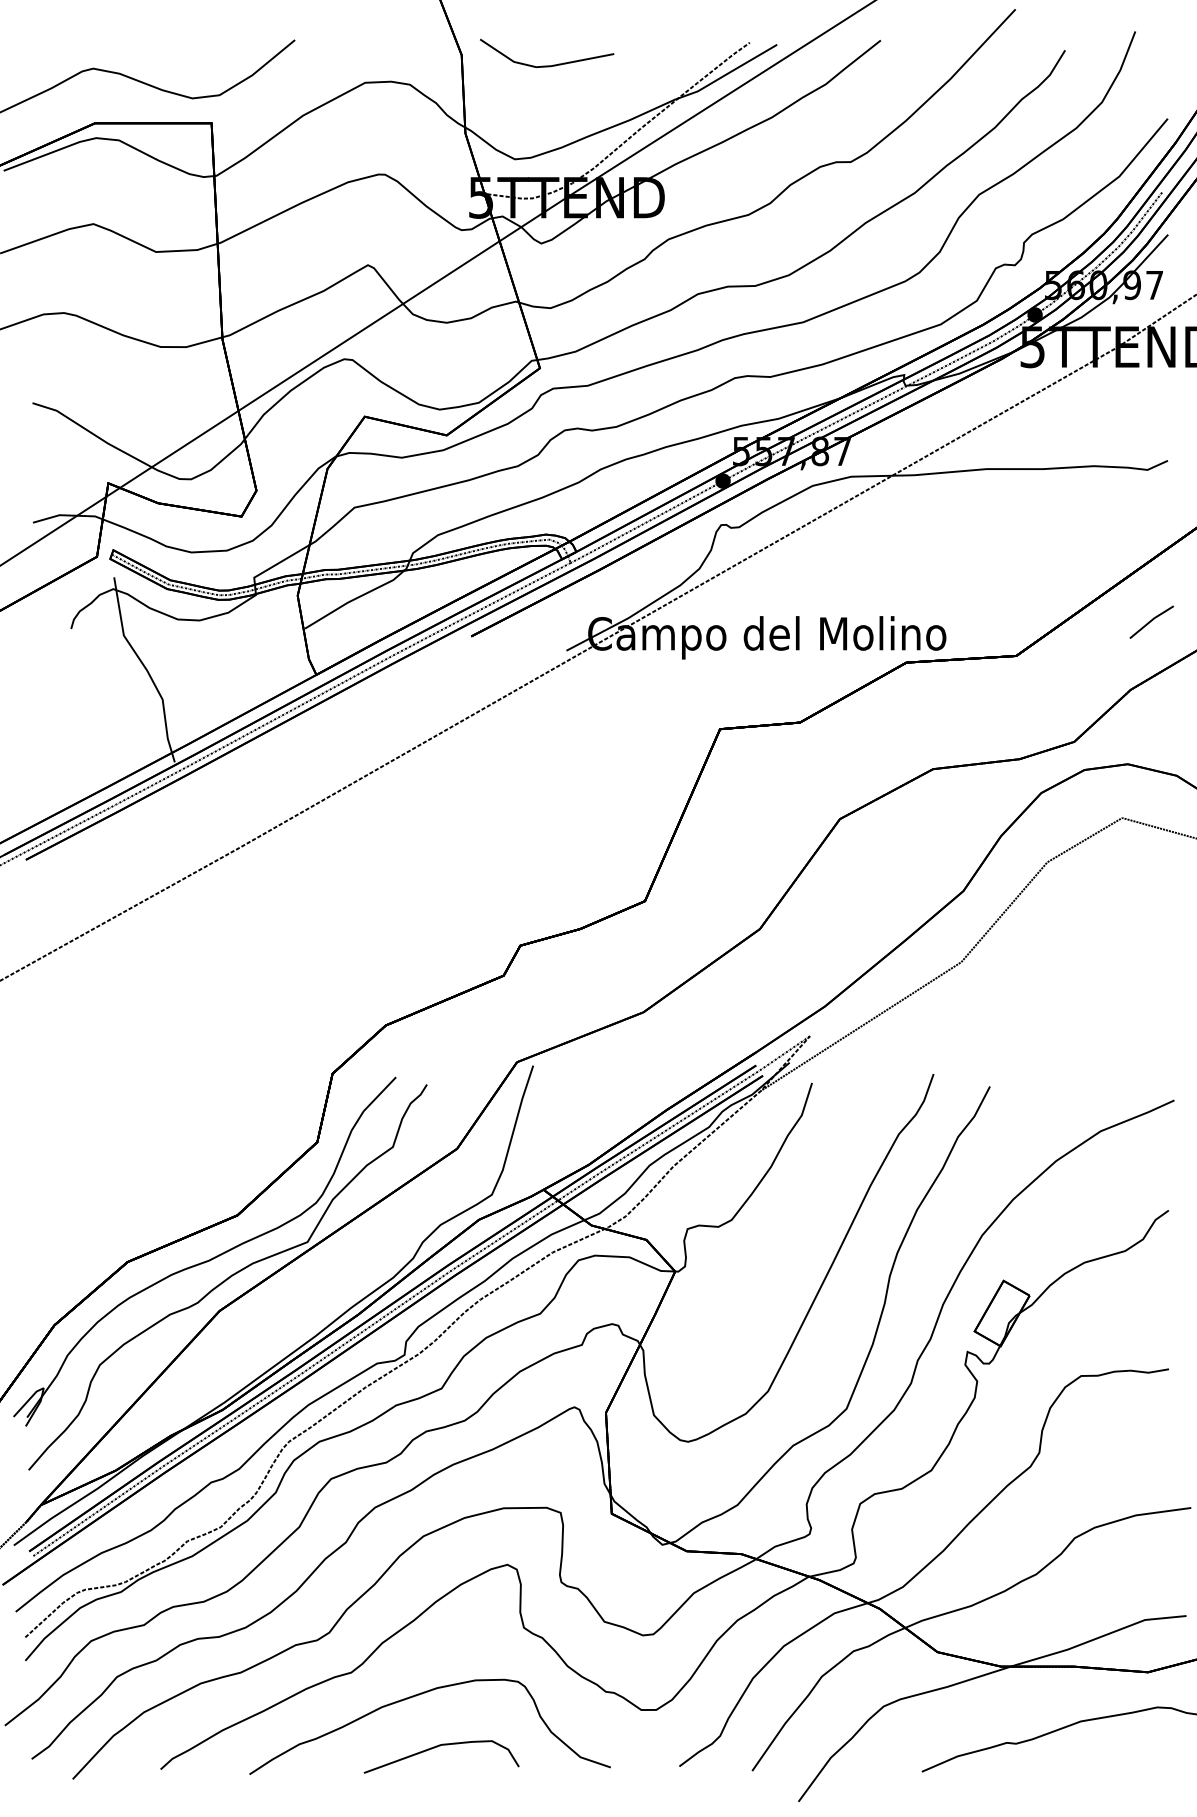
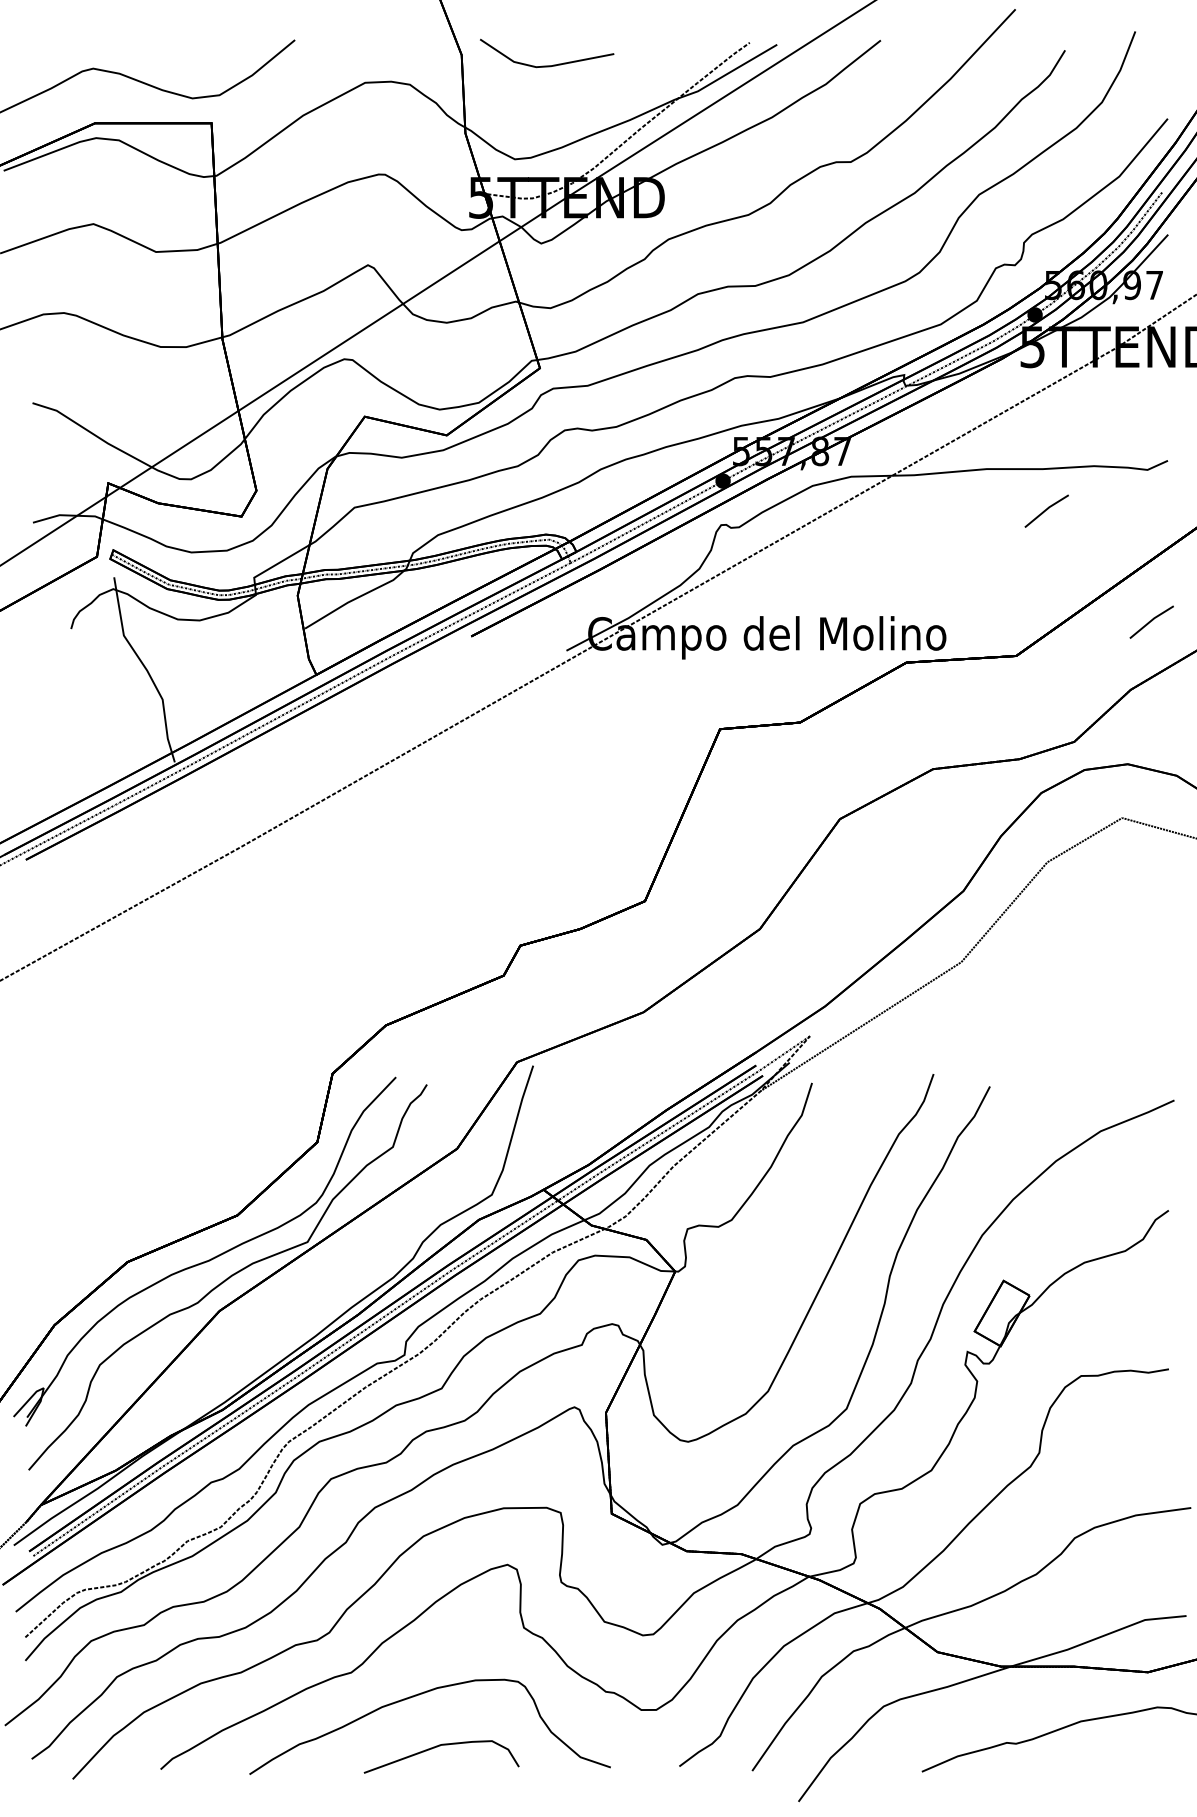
line: none -> present (1046, 510)
